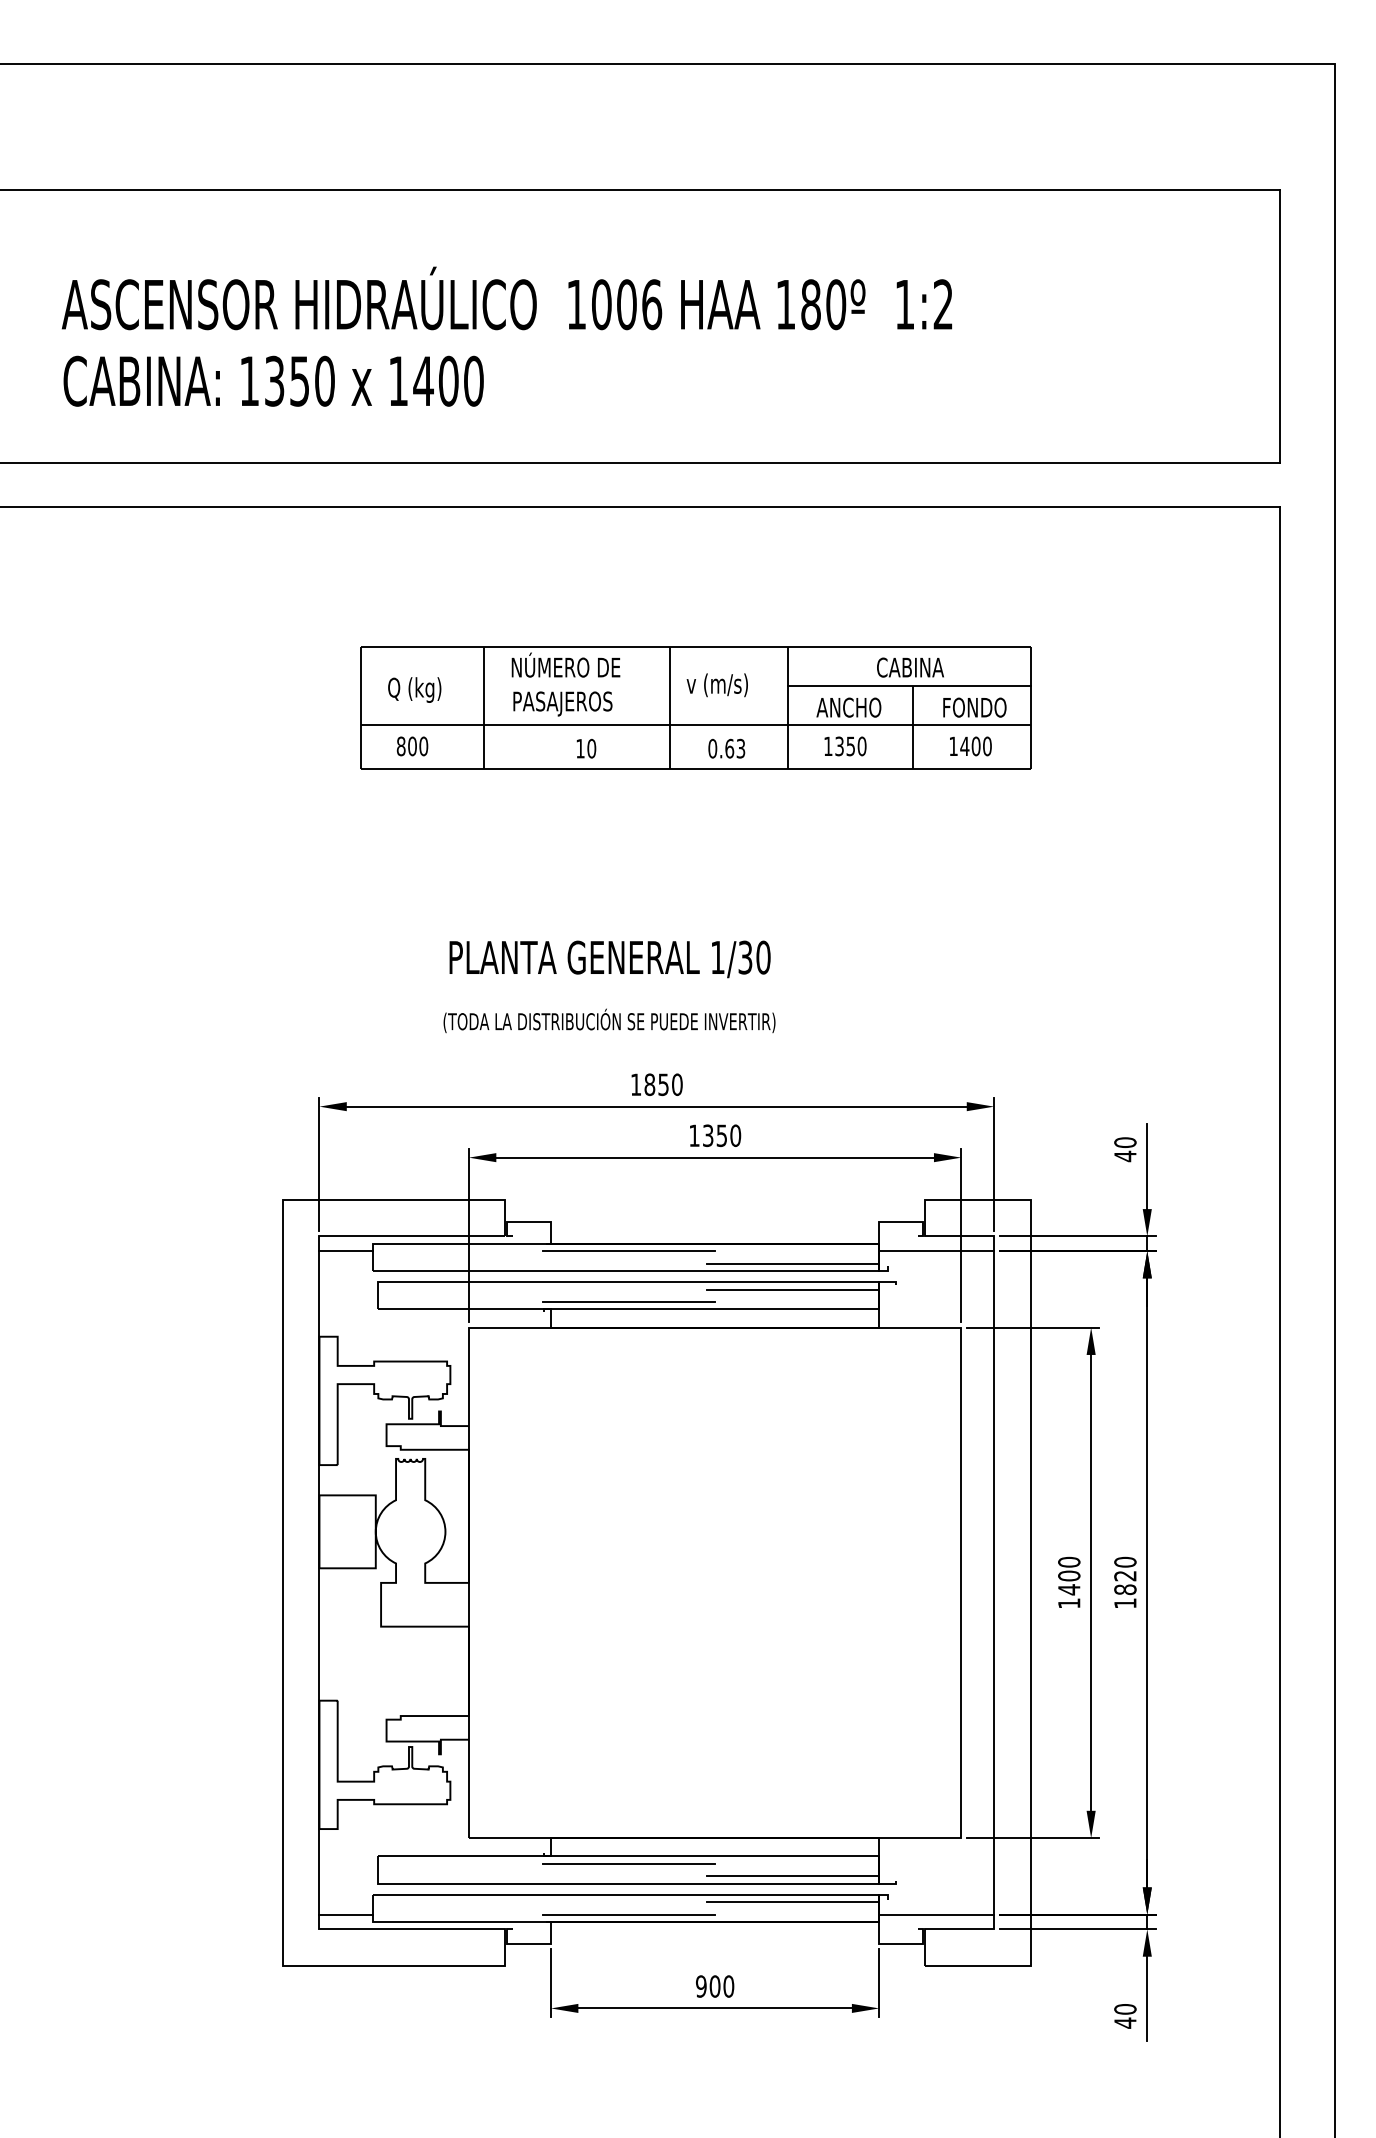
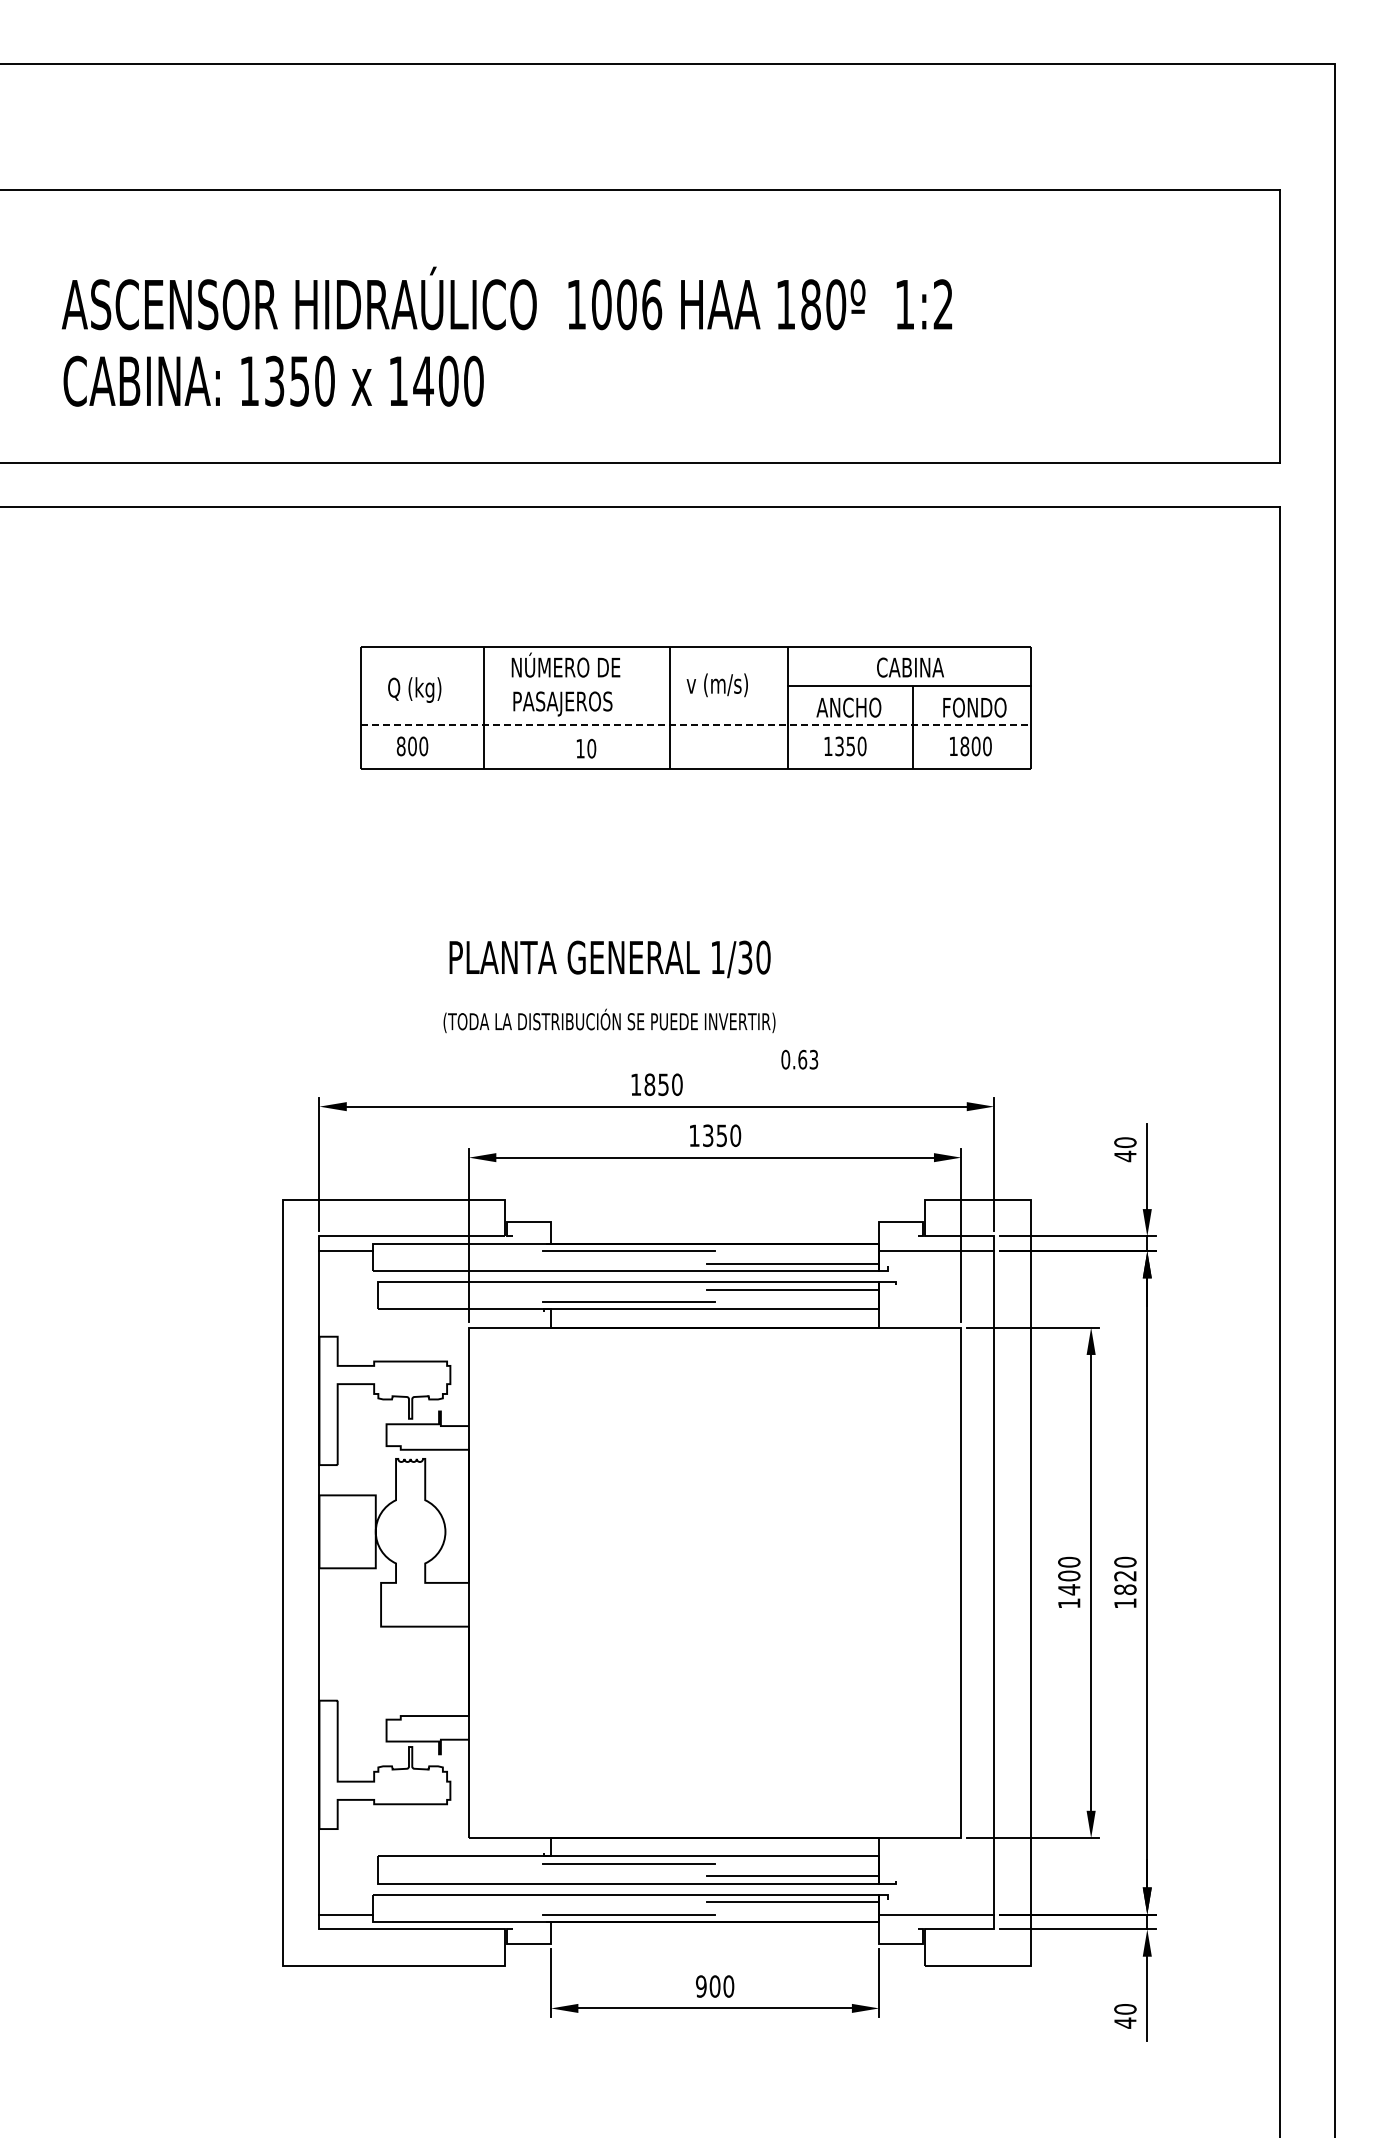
line: solid -> dashed (696, 725)
text: 1400 -> 1800 (964, 746)
text position: (726, 748) -> (799, 1059) (799, 1059)
